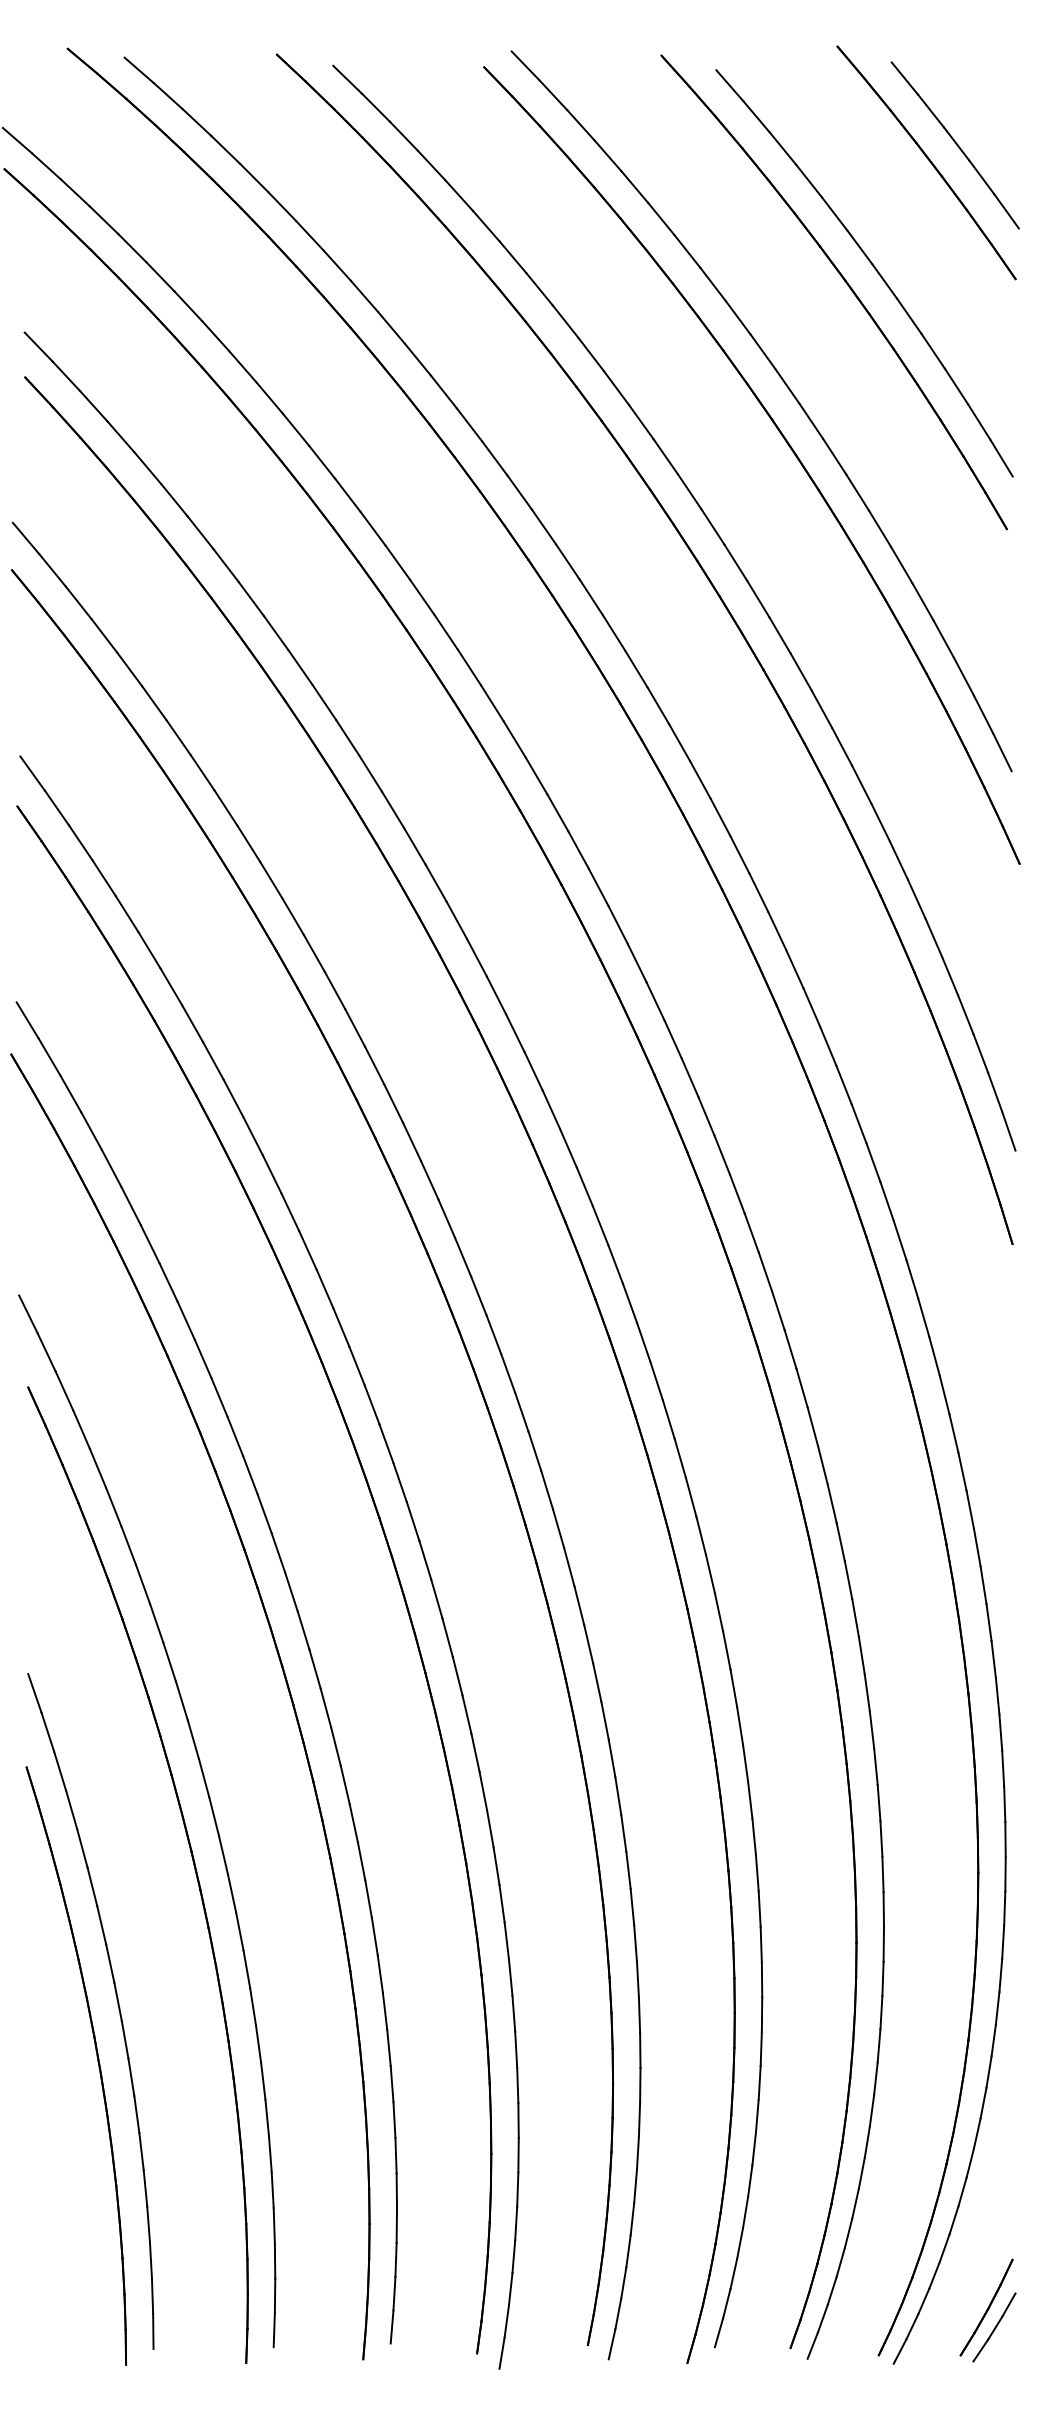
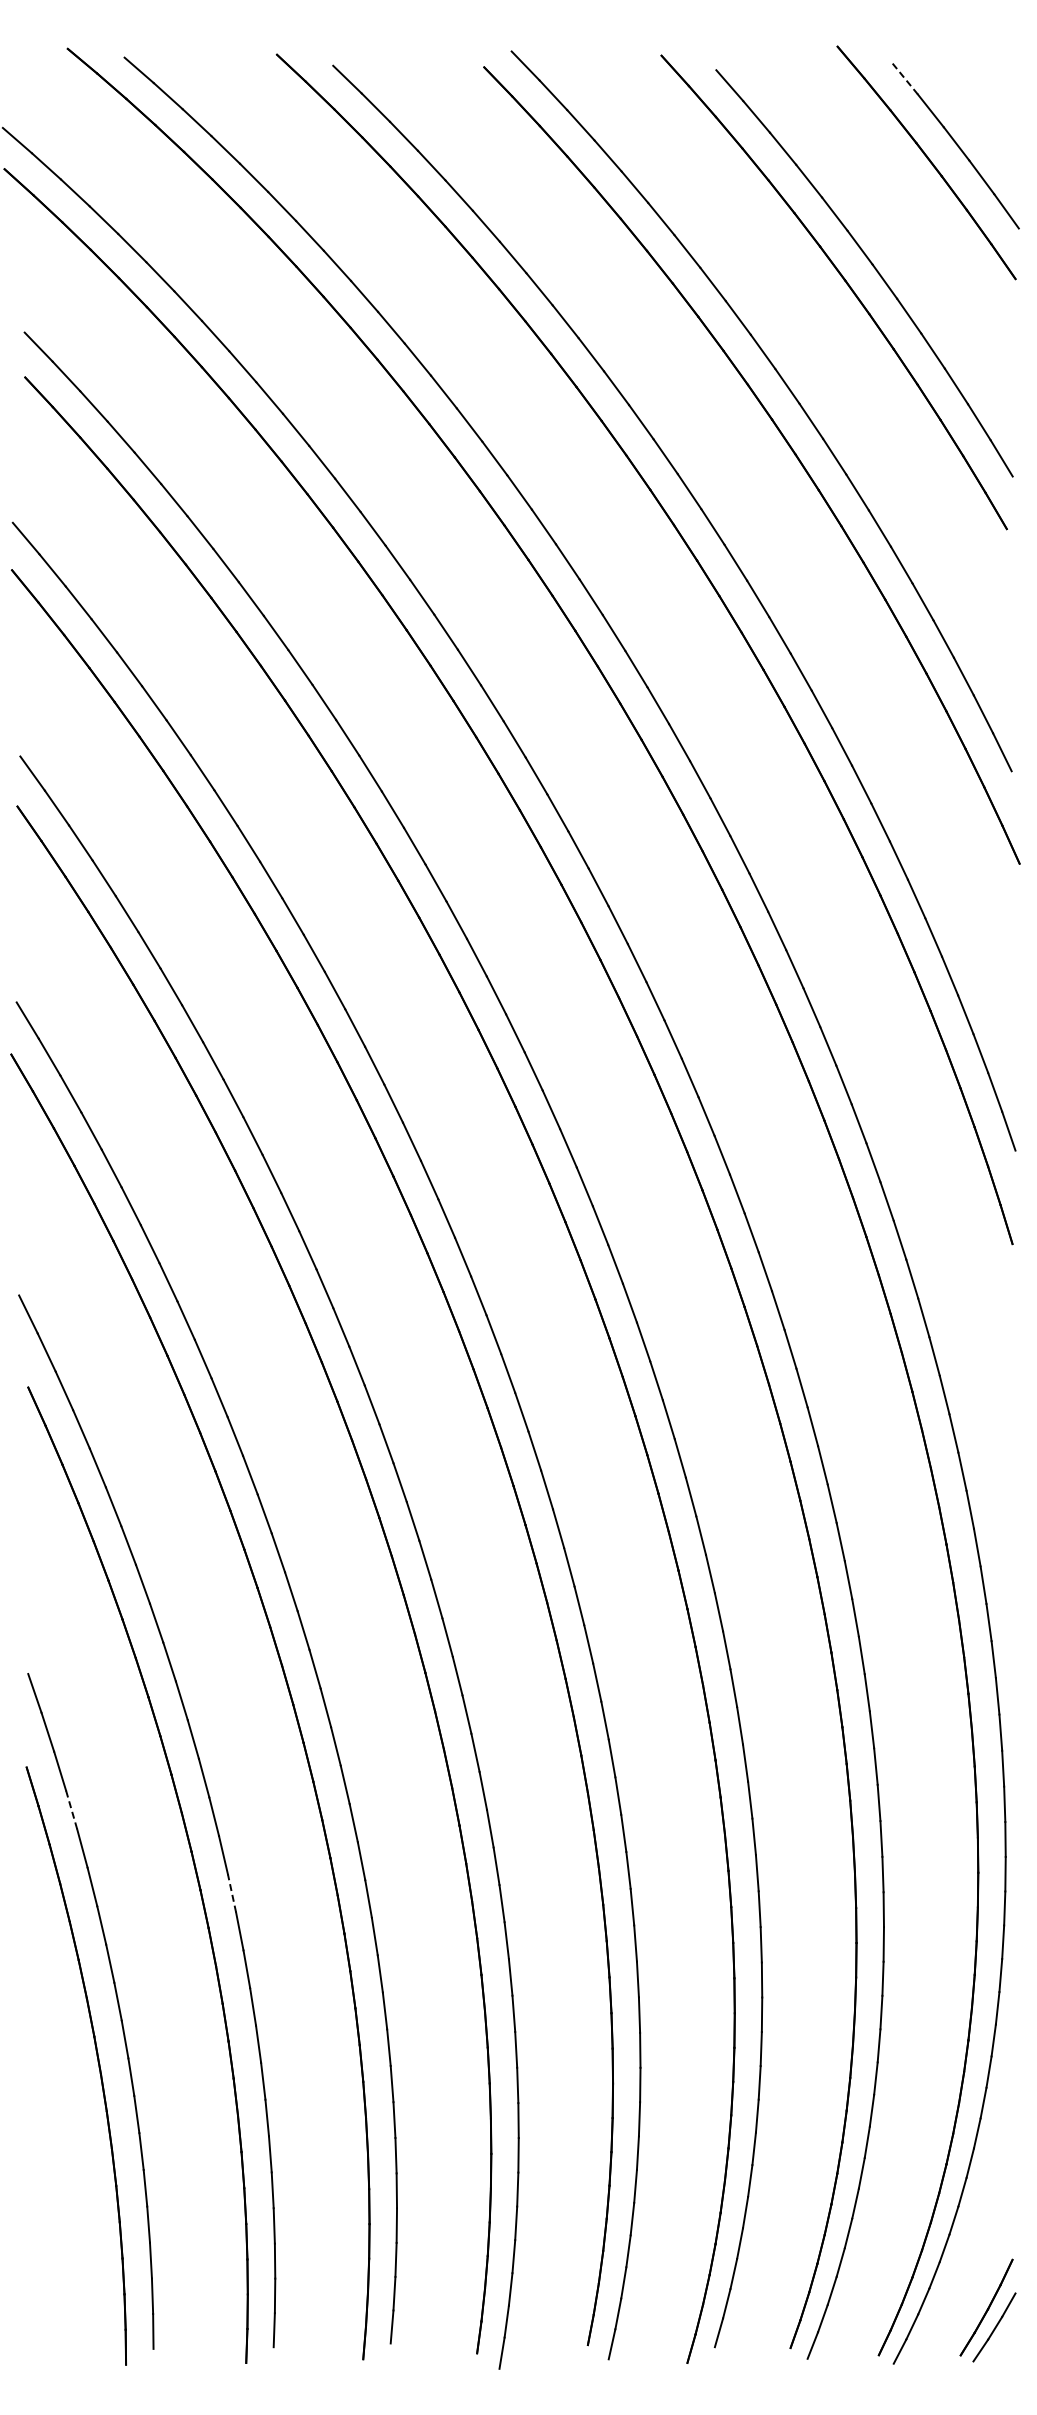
line: solid -> dashed (904, 78)
line: solid -> dashed (71, 1809)
line: solid -> dashed (232, 1893)
